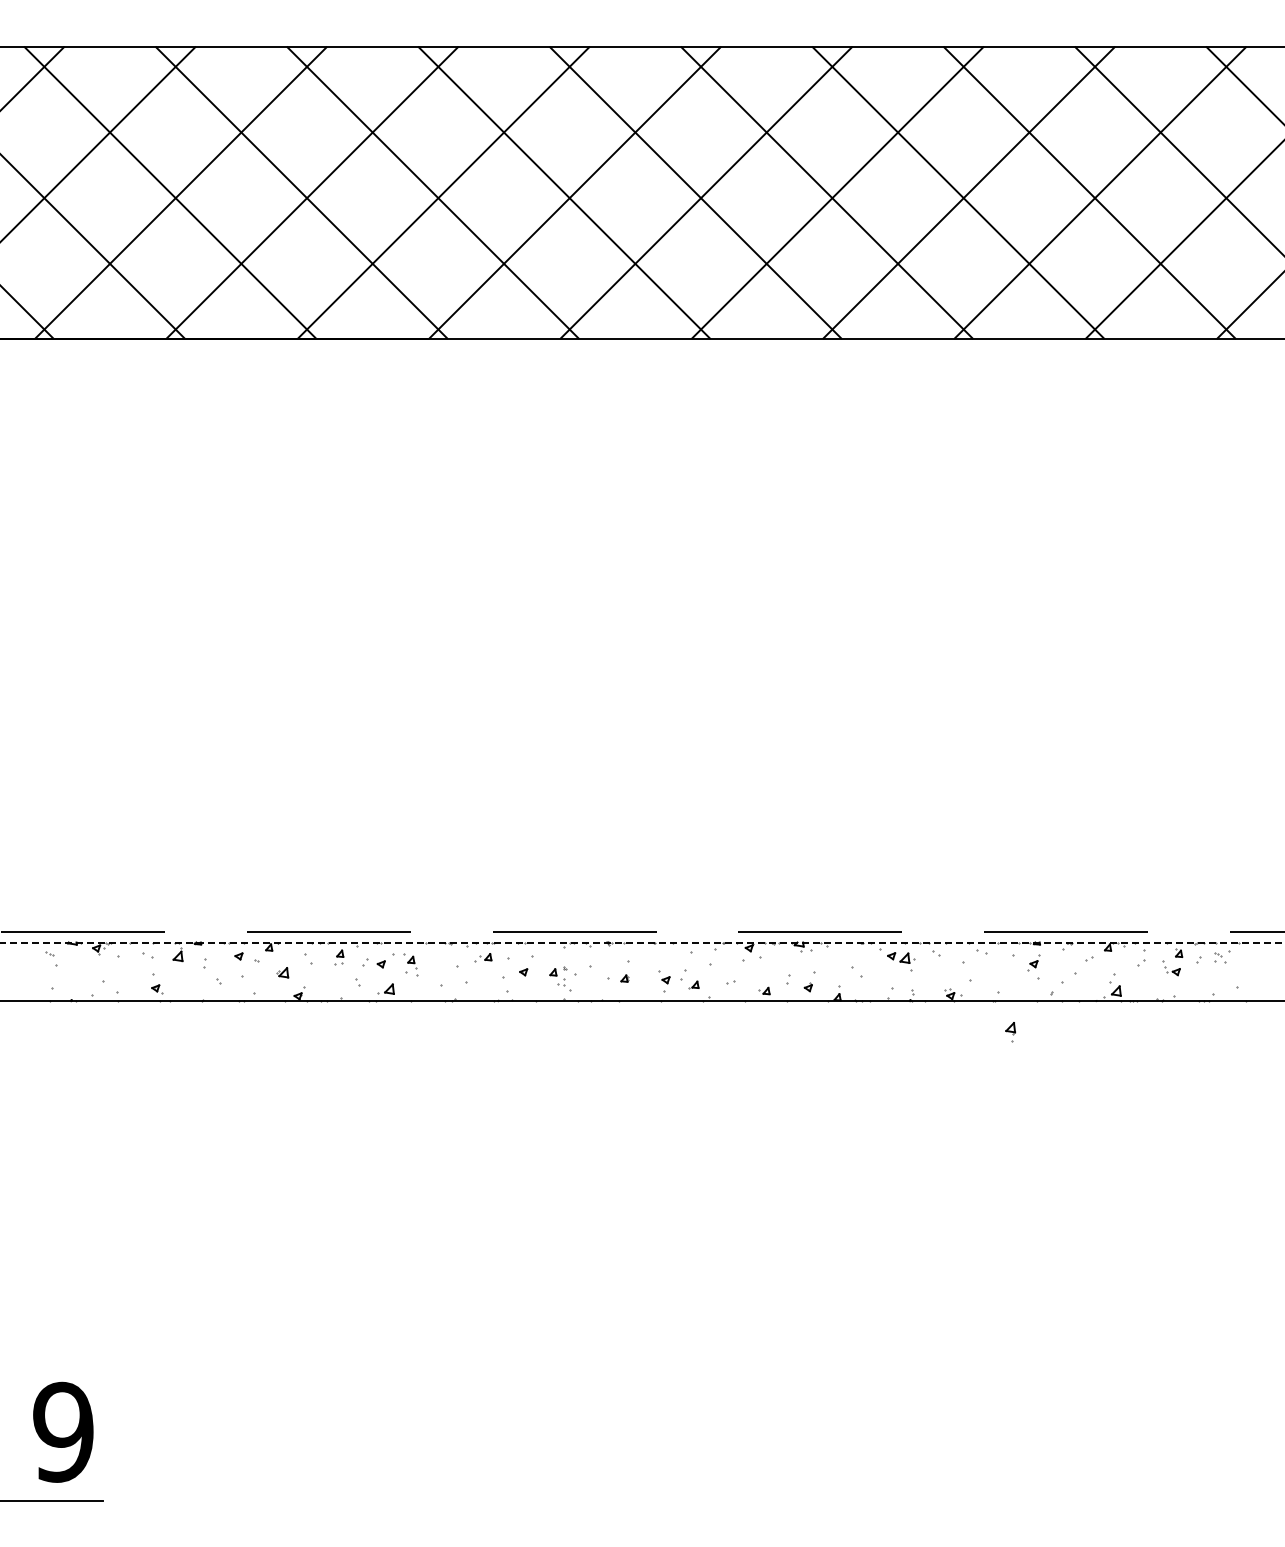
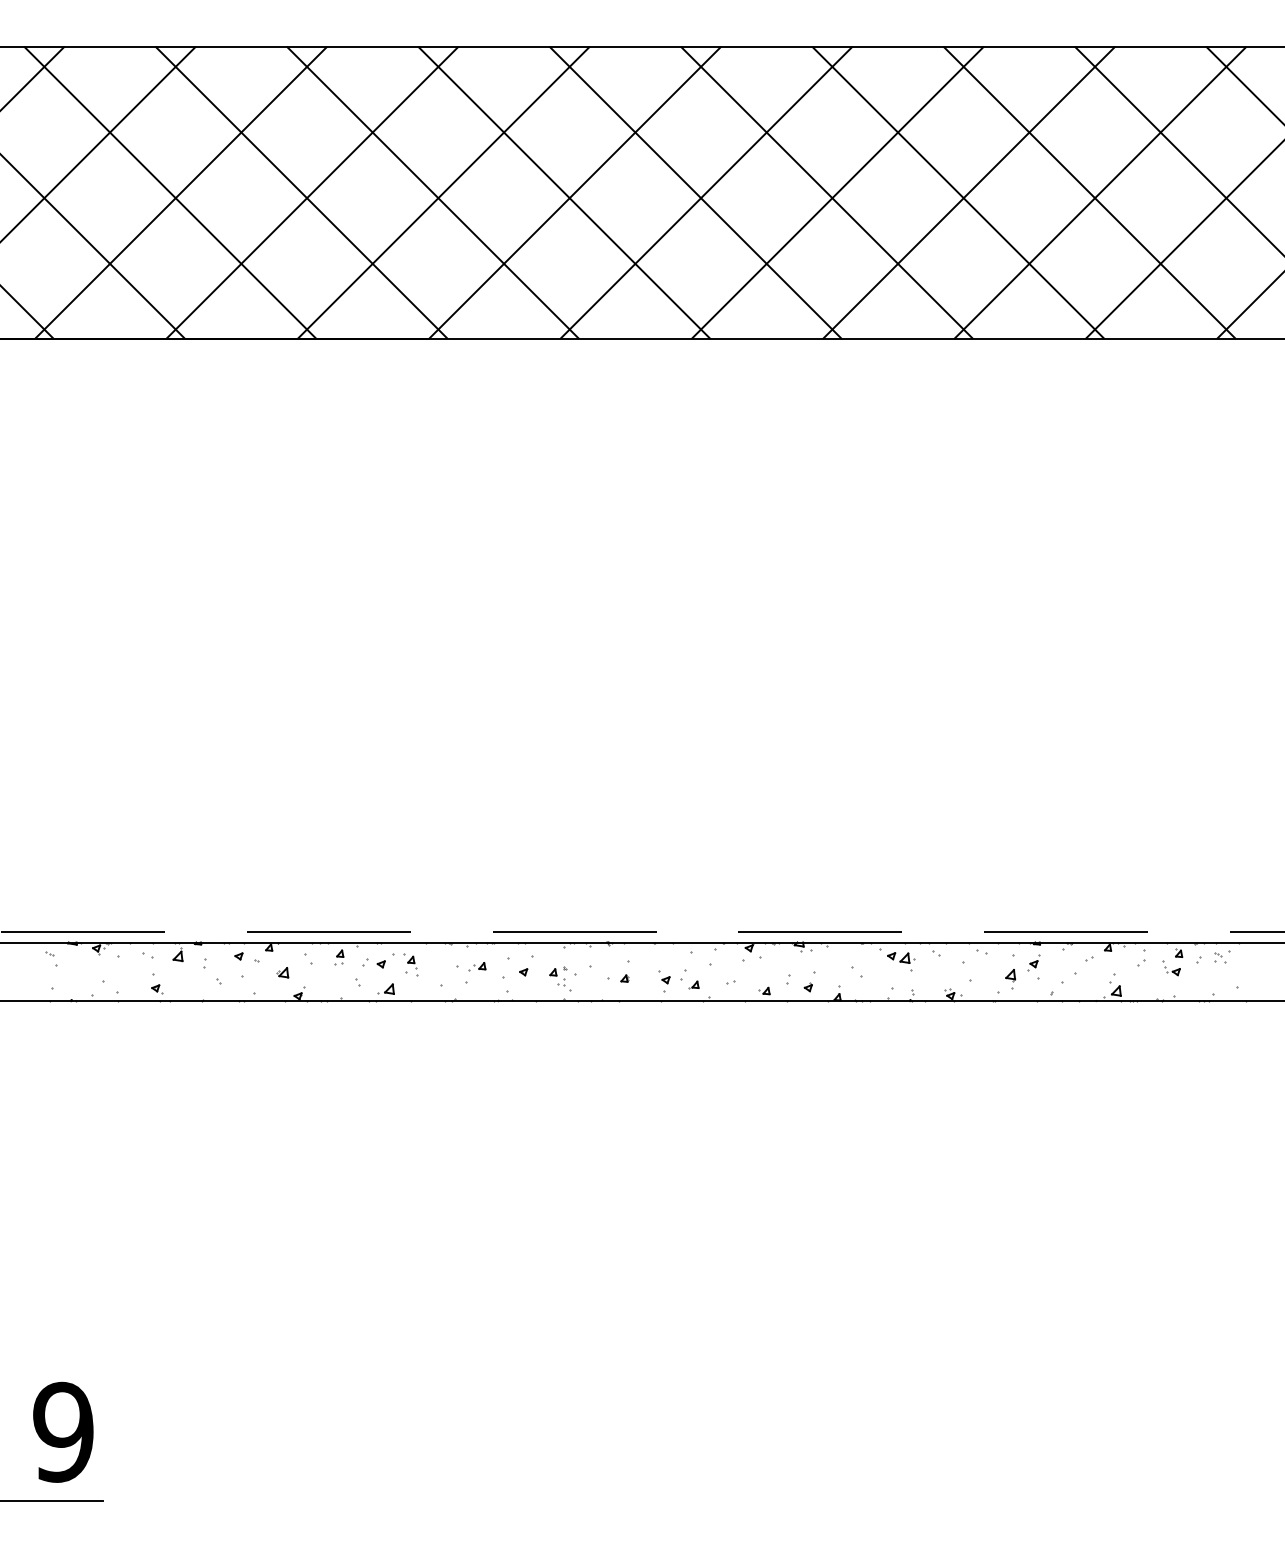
line: dashed -> solid (642, 942)
part position: (483, 957) -> (477, 966) (477, 966)
part position: (1010, 1032) -> (1010, 979) (1010, 979)
